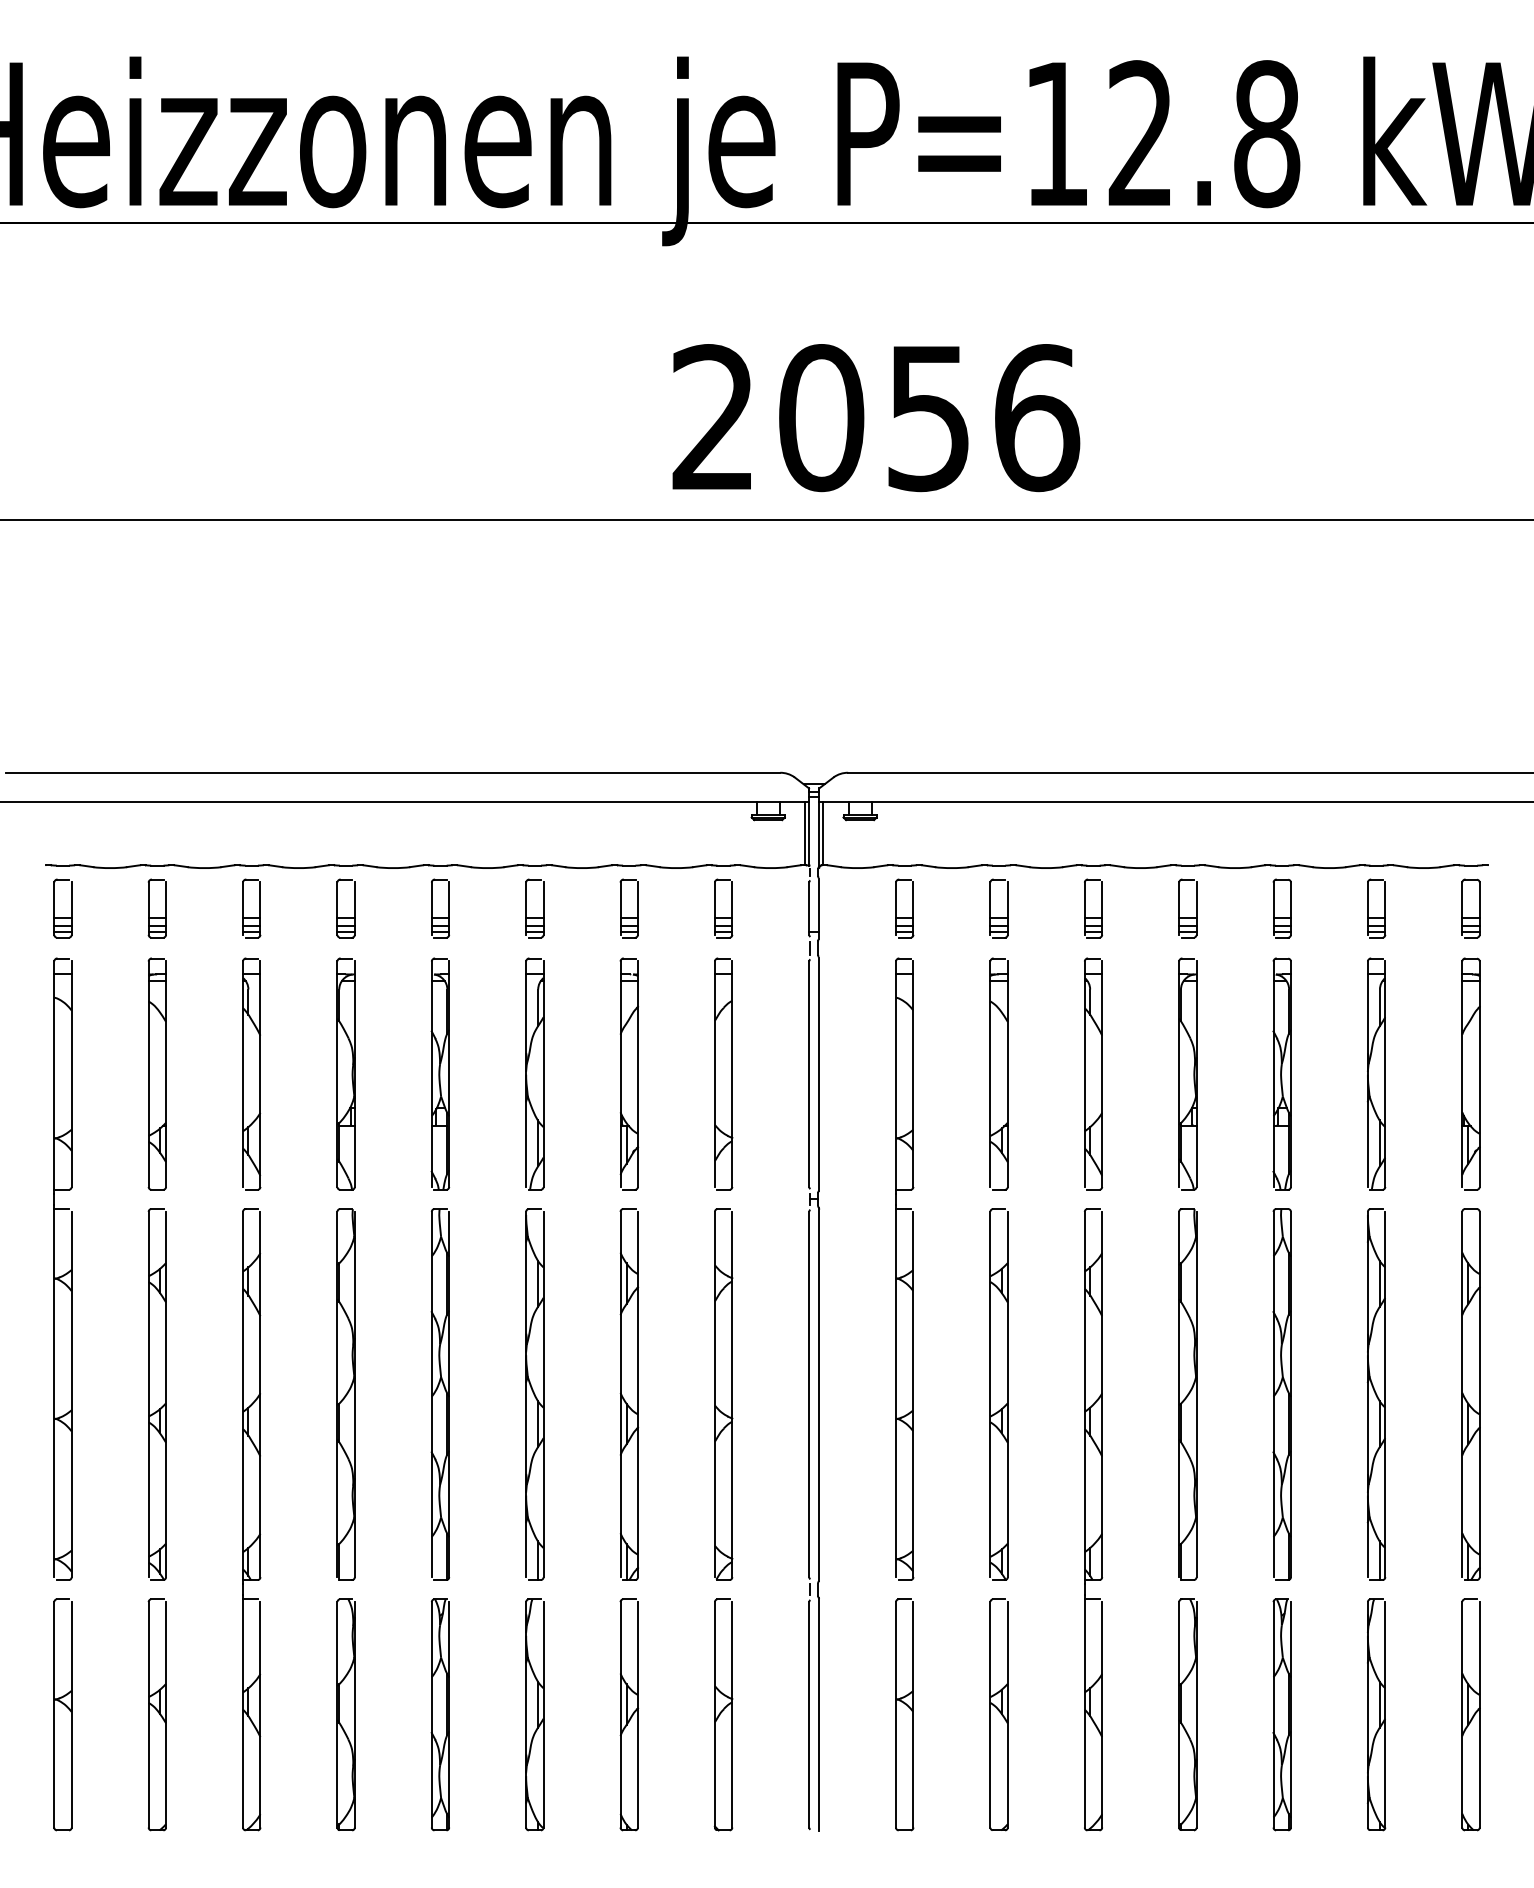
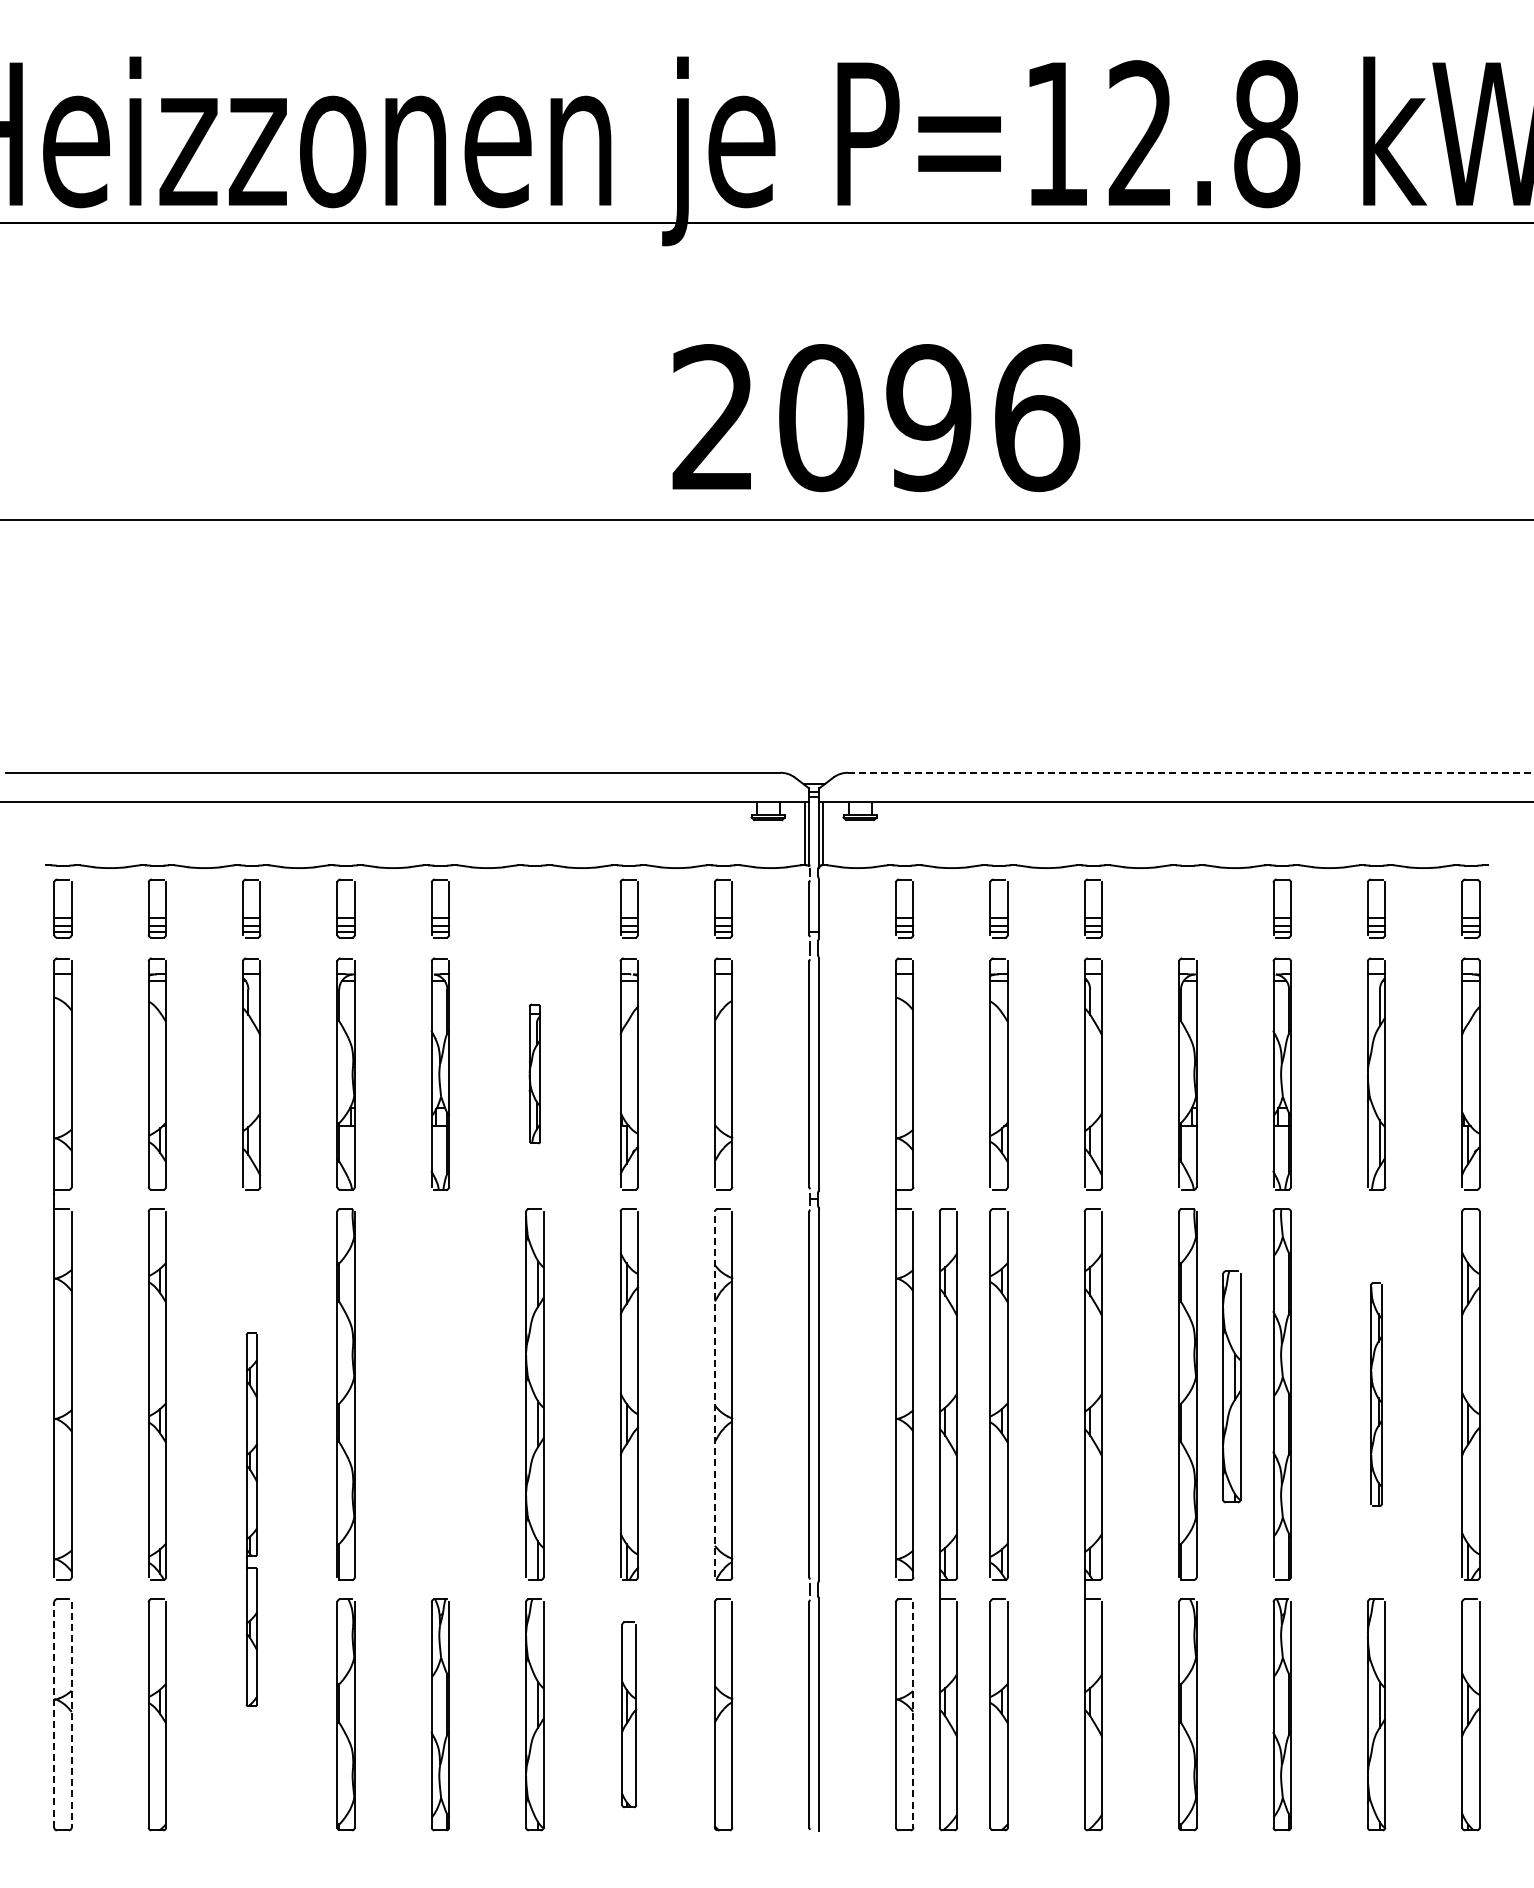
text: 2056 -> 2096 (928, 417)
line: solid -> dashed (1191, 772)
part: present -> none (526, 908)
part: present -> none (1179, 908)
part size: 20x234 px -> 13x142 px (534, 1073)
part: none -> present (1231, 1386)
part: present -> none (440, 1394)
line: solid -> dashed (714, 1394)
part size: 21x373 px -> 13x225 px (1376, 1394)
part size: 20x624 px -> 13x375 px (251, 1519)
part: none -> present (947, 1519)
line: solid -> dashed (54, 1714)
line: solid -> dashed (71, 1714)
part size: 21x234 px -> 17x188 px (629, 1714)
line: solid -> dashed (913, 1714)
